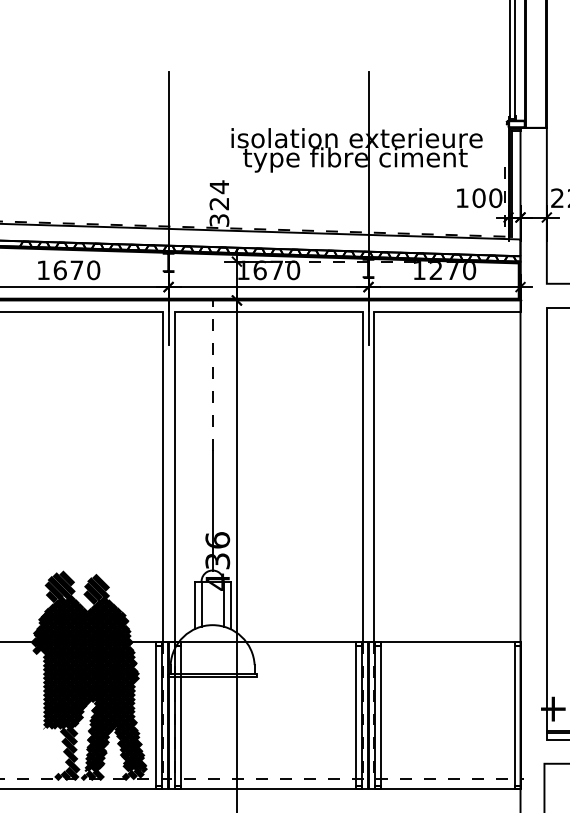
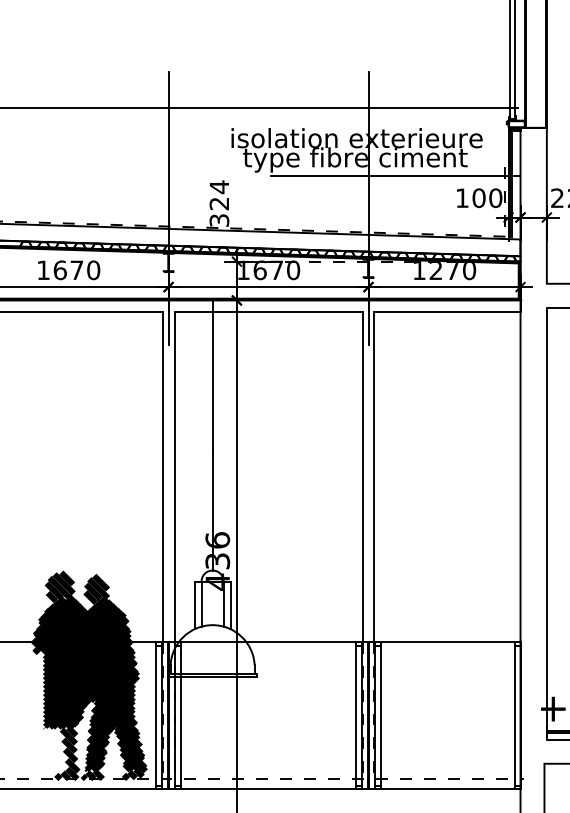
line: none -> present (260, 107)
line: none -> present (394, 176)
line: dashed -> solid (212, 375)
